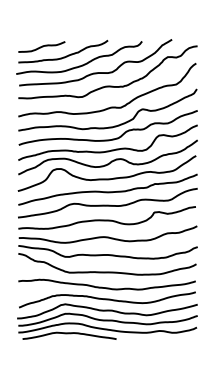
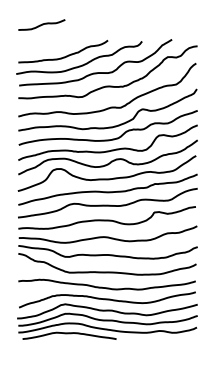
curve position: (41, 46) -> (41, 24) (41, 24)
